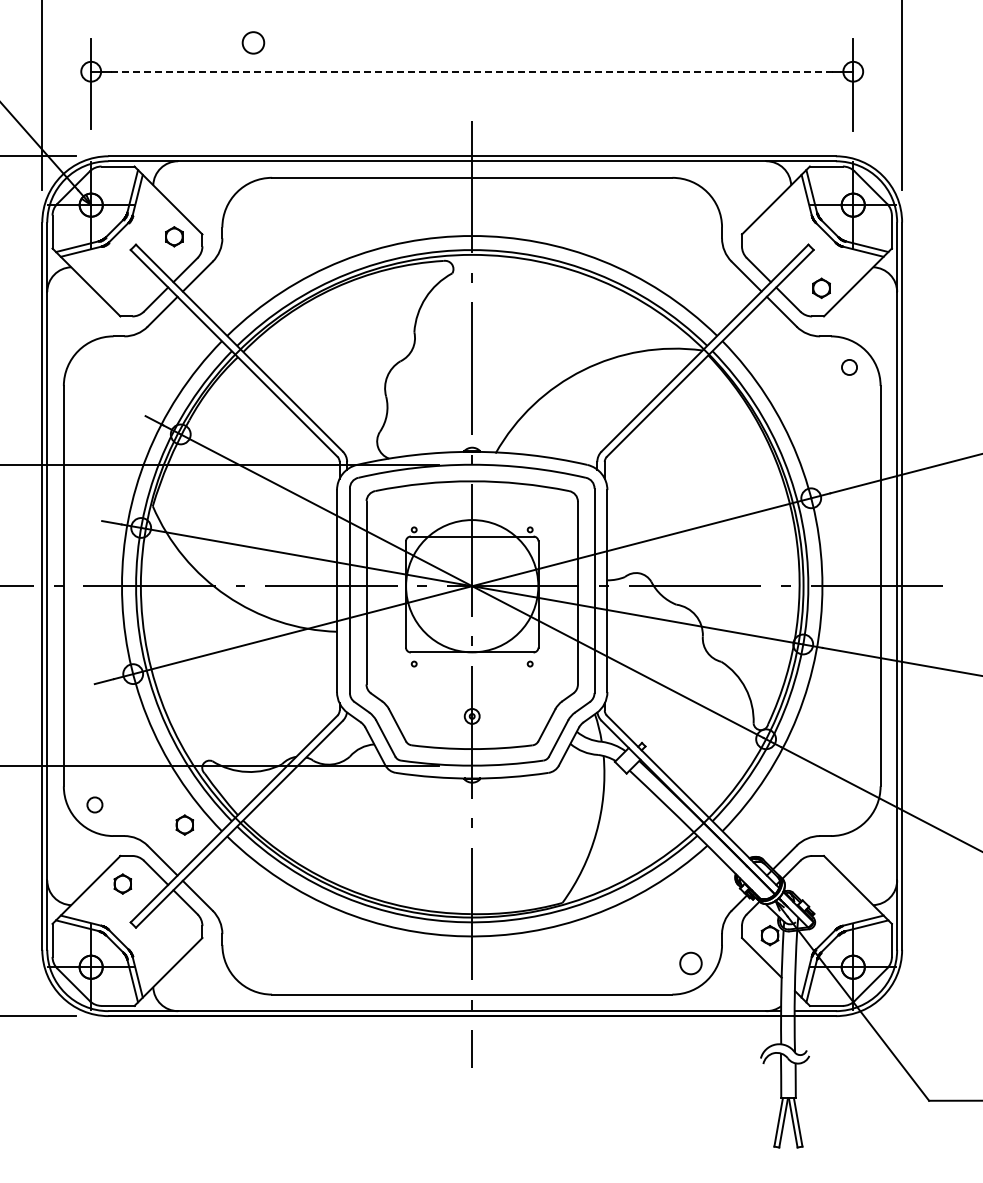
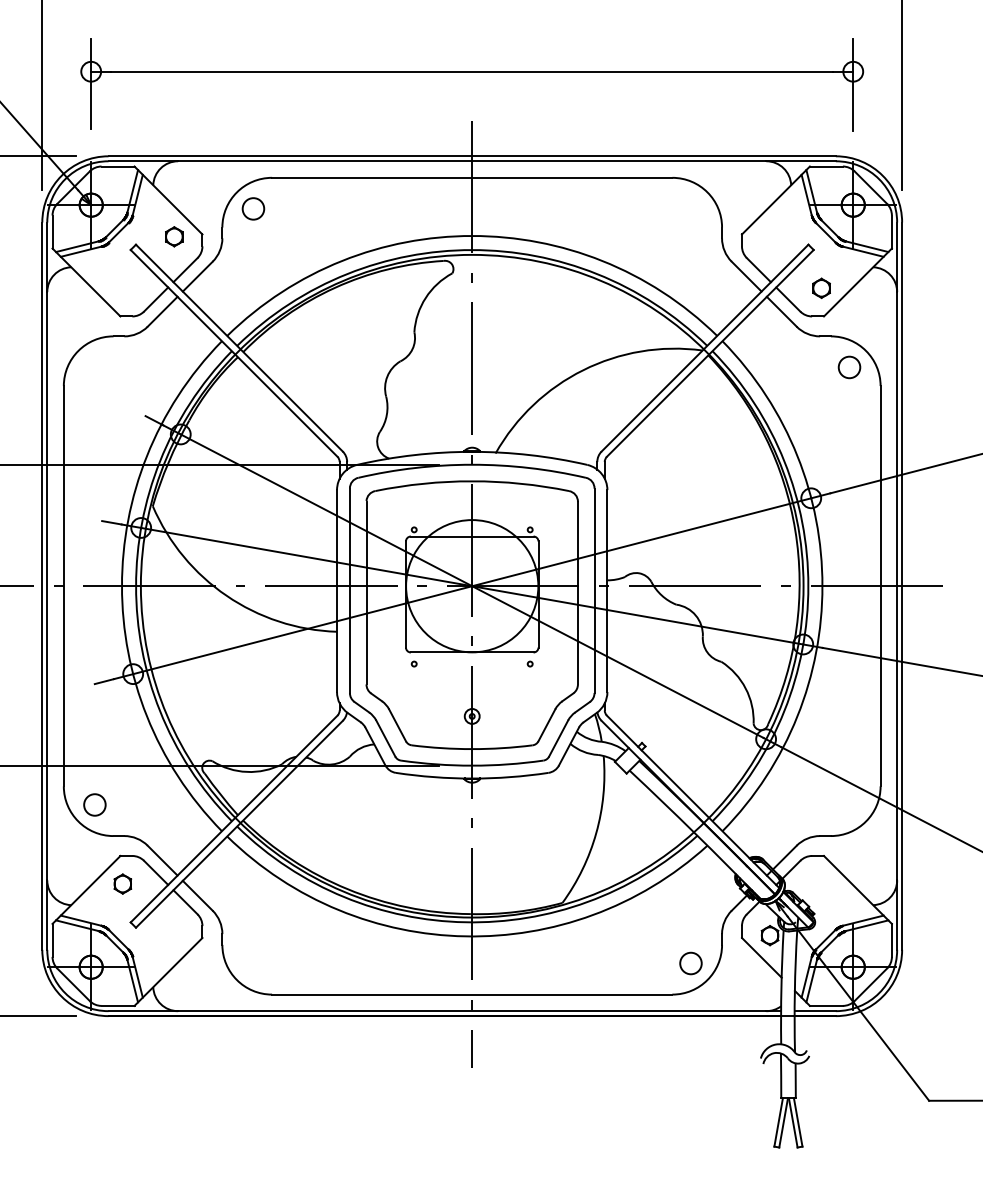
circle position: (253, 42) -> (253, 208) (253, 208)
line: dashed -> solid (472, 71)
circle size: 17x17 px -> 25x25 px (849, 367)
circle size: 18x18 px -> 24x24 px (94, 804)
part: present -> none (184, 824)
